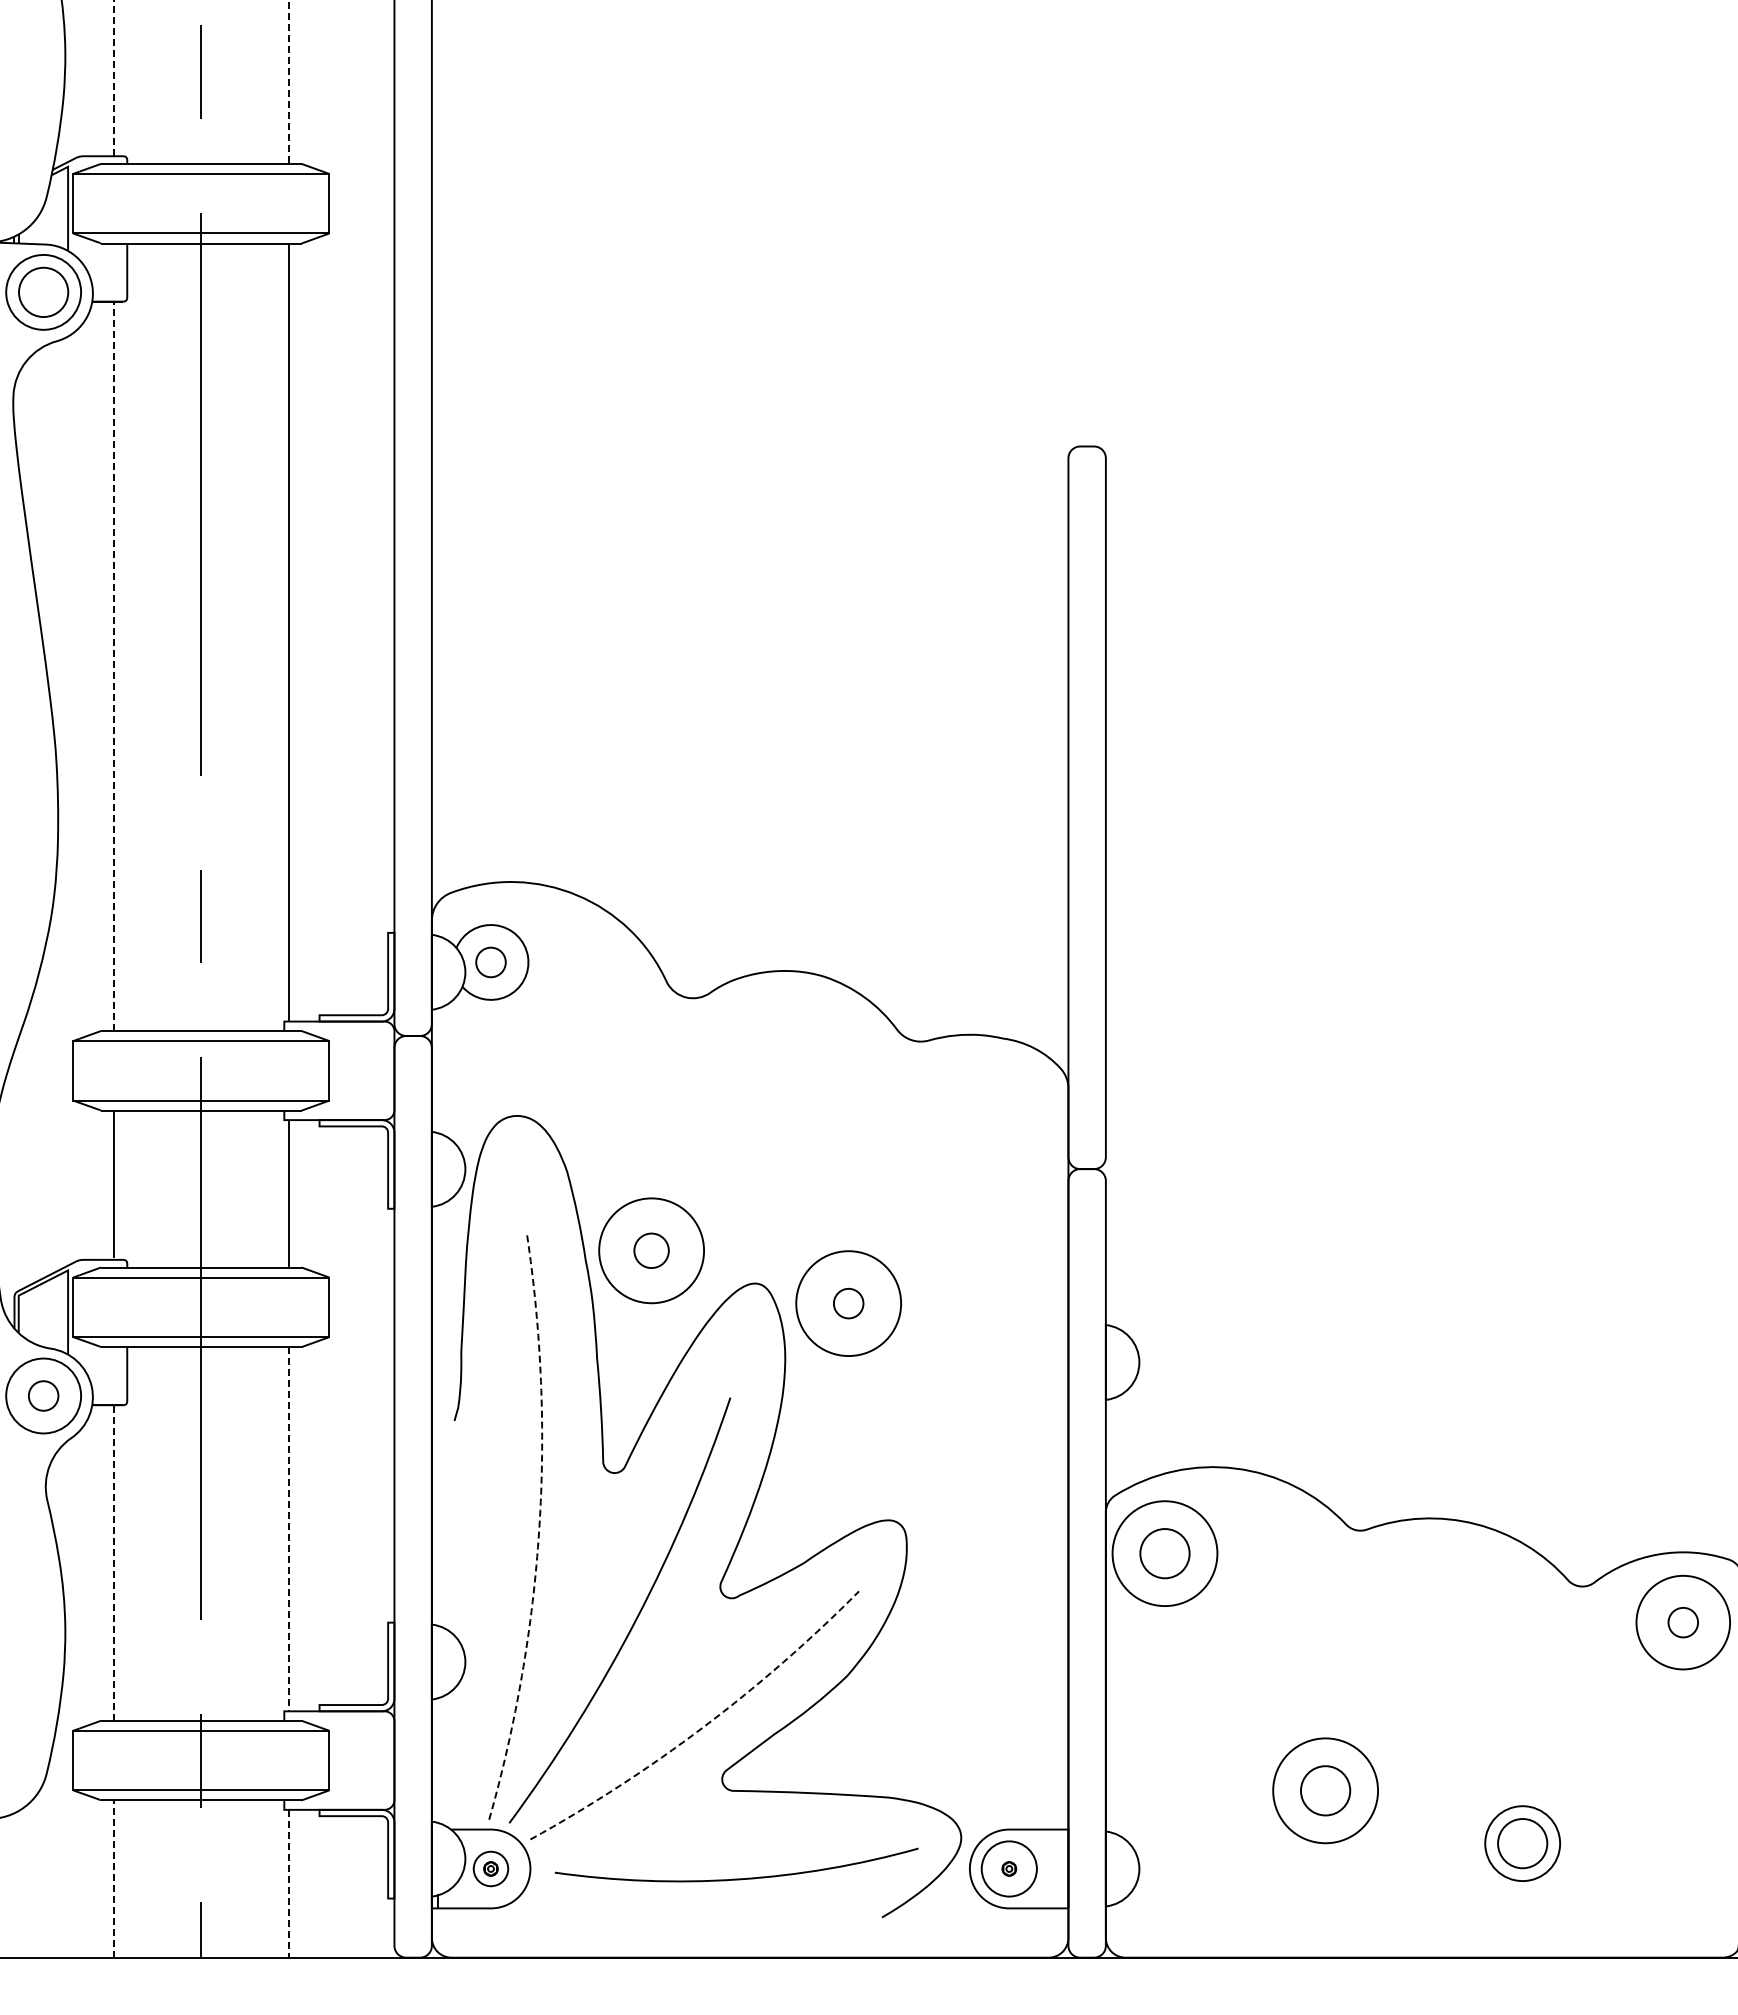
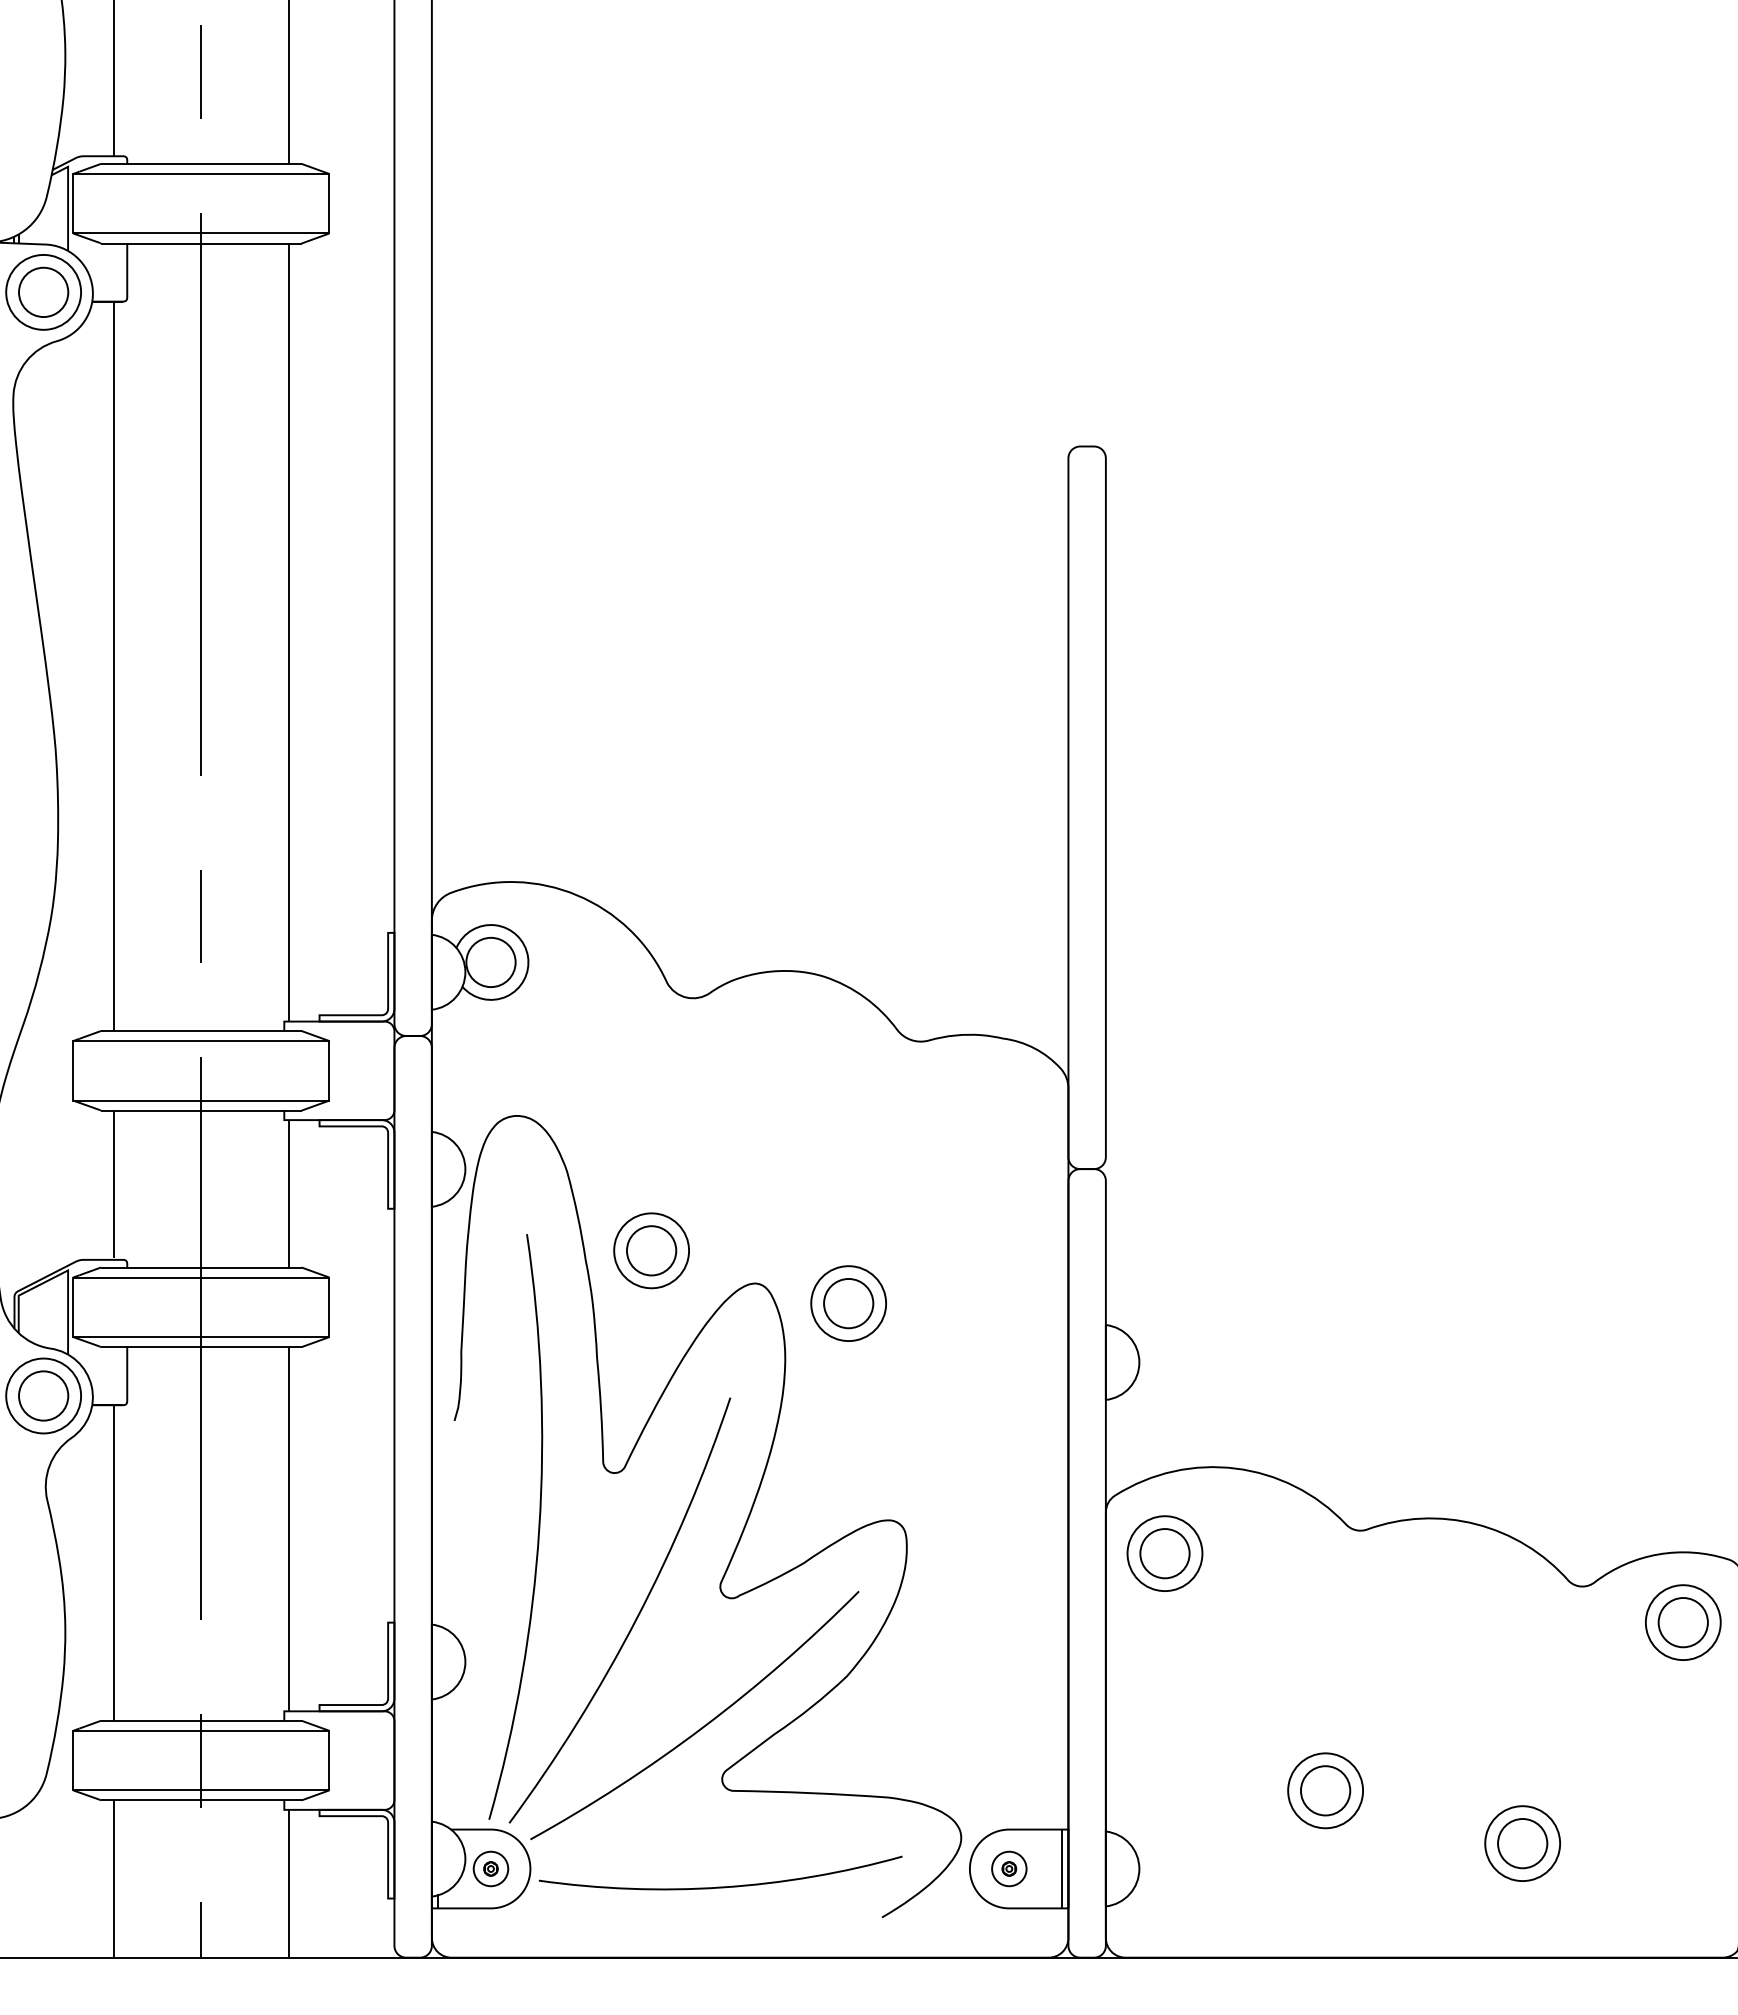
line: dashed -> solid (113, 78)
line: dashed -> solid (289, 82)
line: dashed -> solid (113, 666)
circle diameter: 30 px -> 49 px (490, 962)
circle diameter: 105 px -> 75 px (651, 1250)
circle diameter: 34 px -> 49 px (651, 1250)
circle diameter: 105 px -> 75 px (848, 1303)
circle diameter: 30 px -> 49 px (848, 1303)
circle diameter: 30 px -> 49 px (43, 1395)
arc: dashed -> solid (539, 1528)
line: dashed -> solid (289, 1529)
circle diameter: 105 px -> 75 px (1164, 1553)
line: dashed -> solid (113, 1563)
circle diameter: 30 px -> 49 px (1682, 1622)
circle diameter: 94 px -> 75 px (1682, 1622)
arc: dashed -> solid (703, 1727)
circle diameter: 105 px -> 75 px (1325, 1790)
circle diameter: 55 px -> 34 px (1009, 1868)
line: none -> present (1062, 1868)
line: dashed -> solid (113, 1878)
arc position: (736, 1878) -> (720, 1886) (720, 1886)
line: dashed -> solid (289, 1883)
